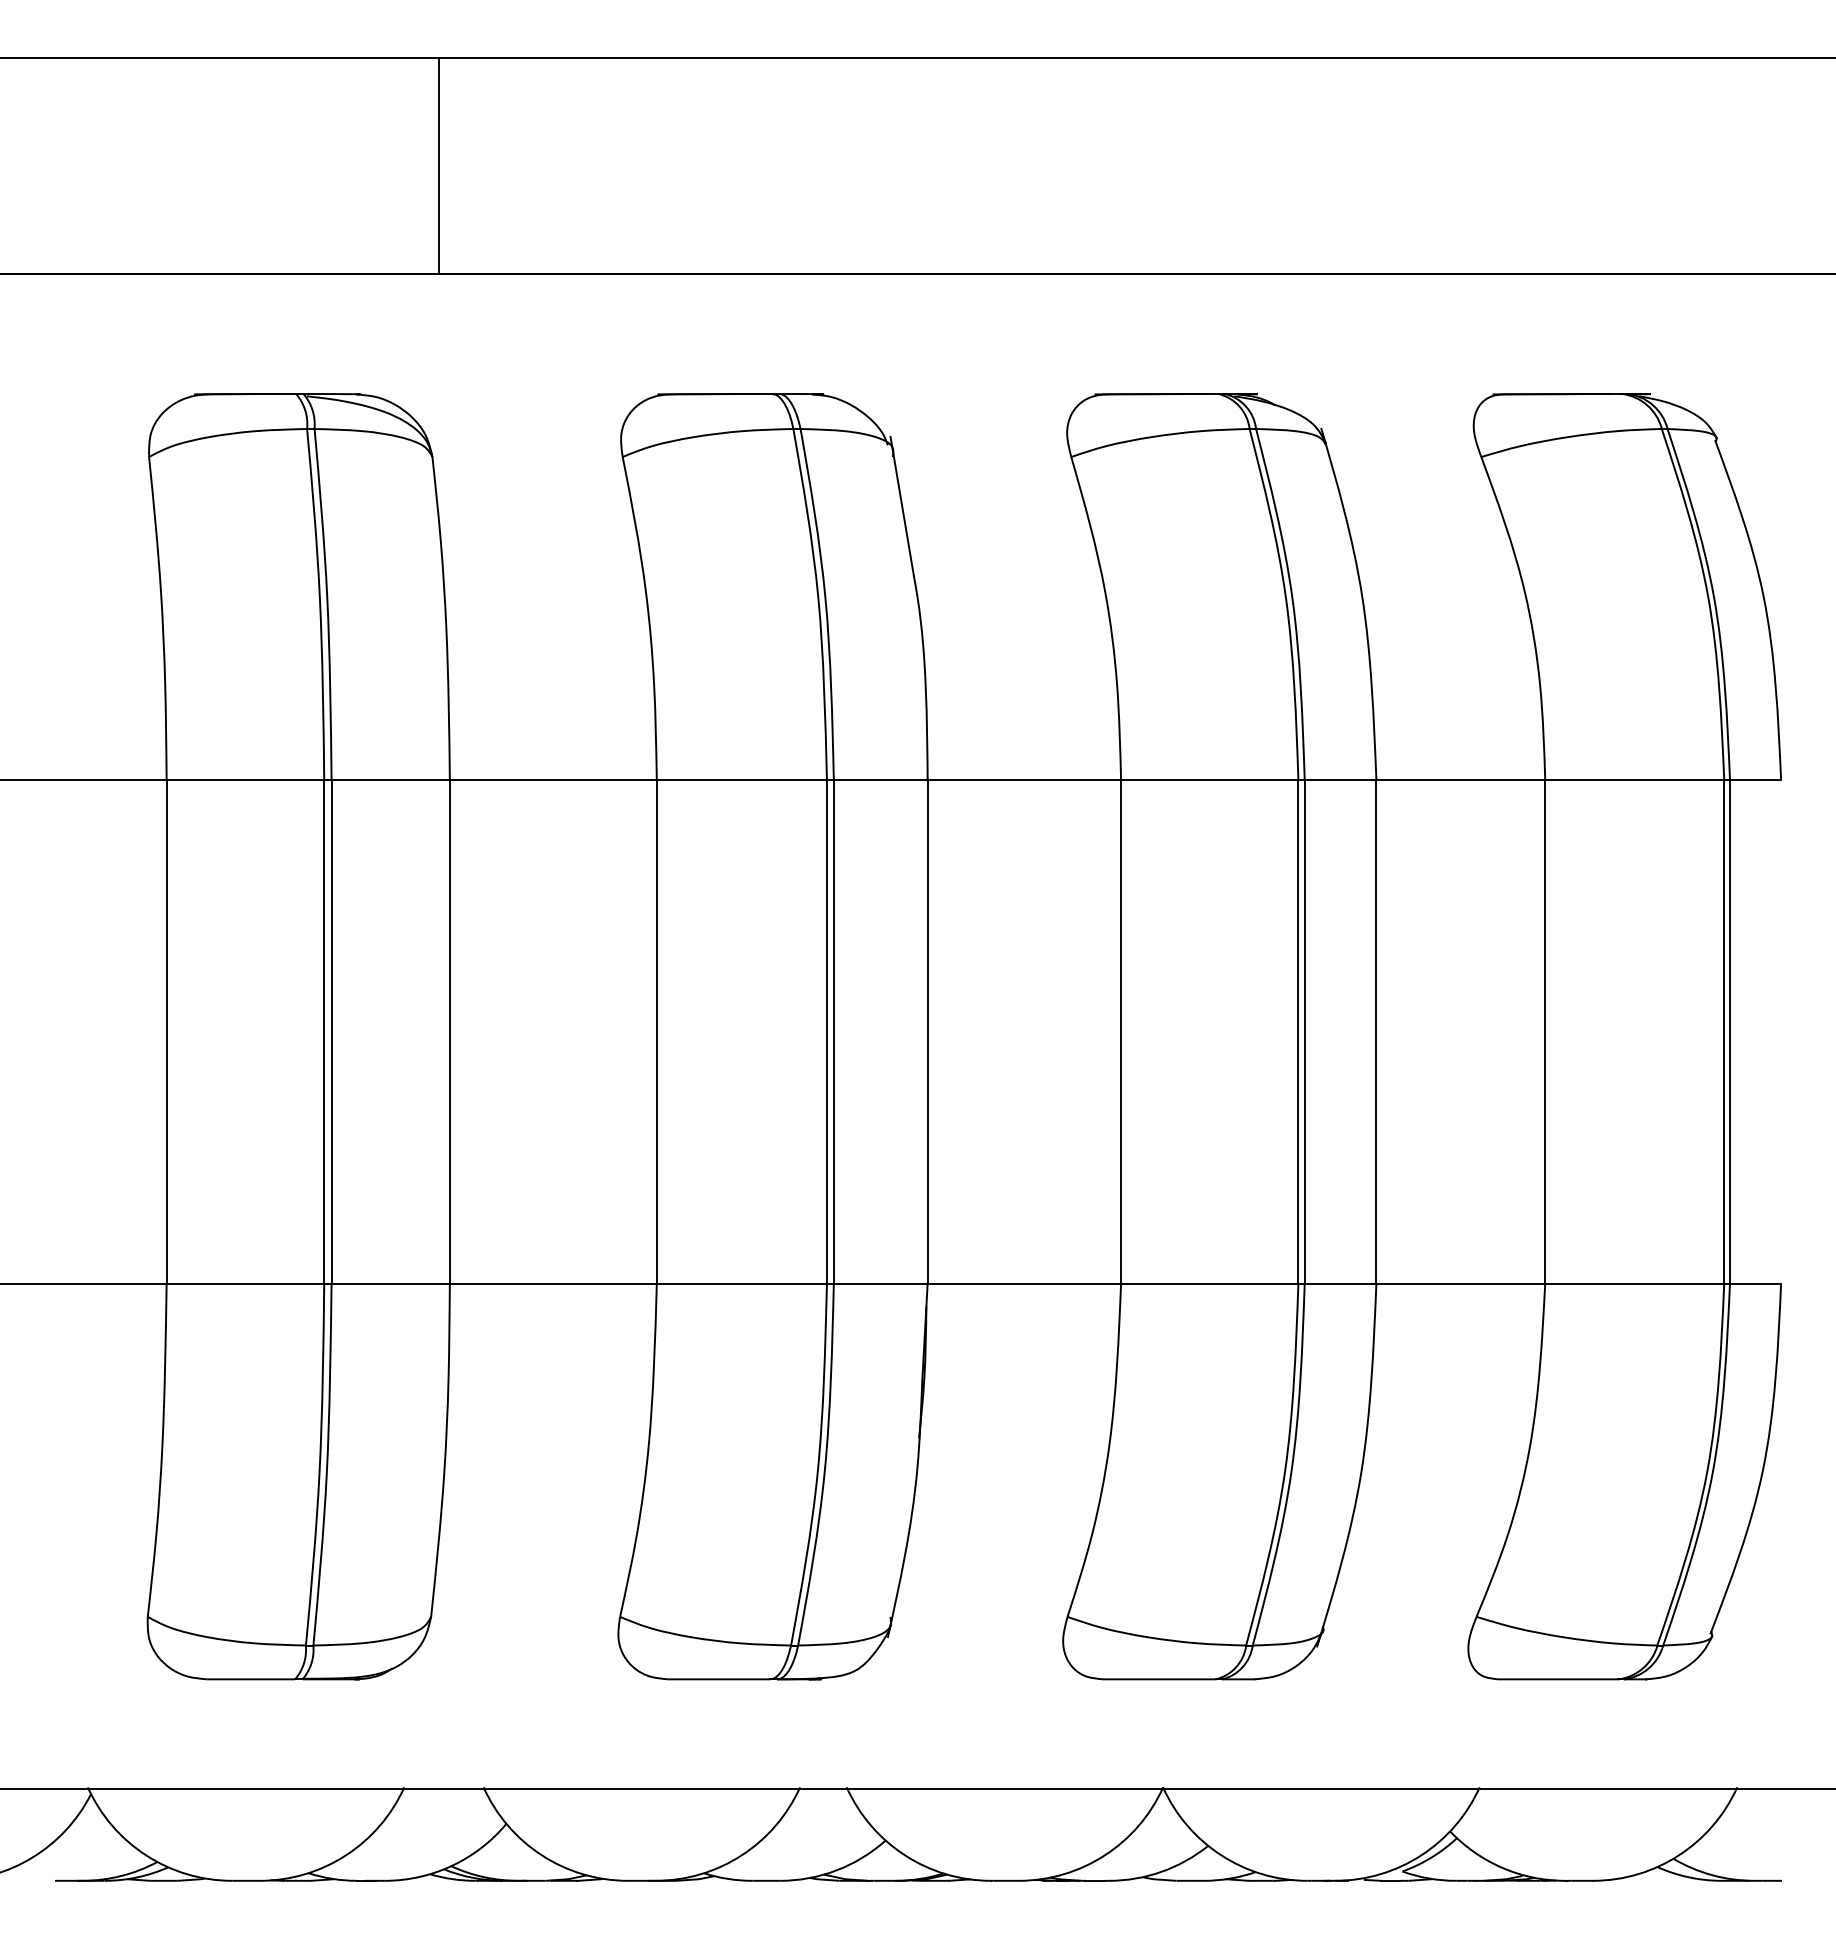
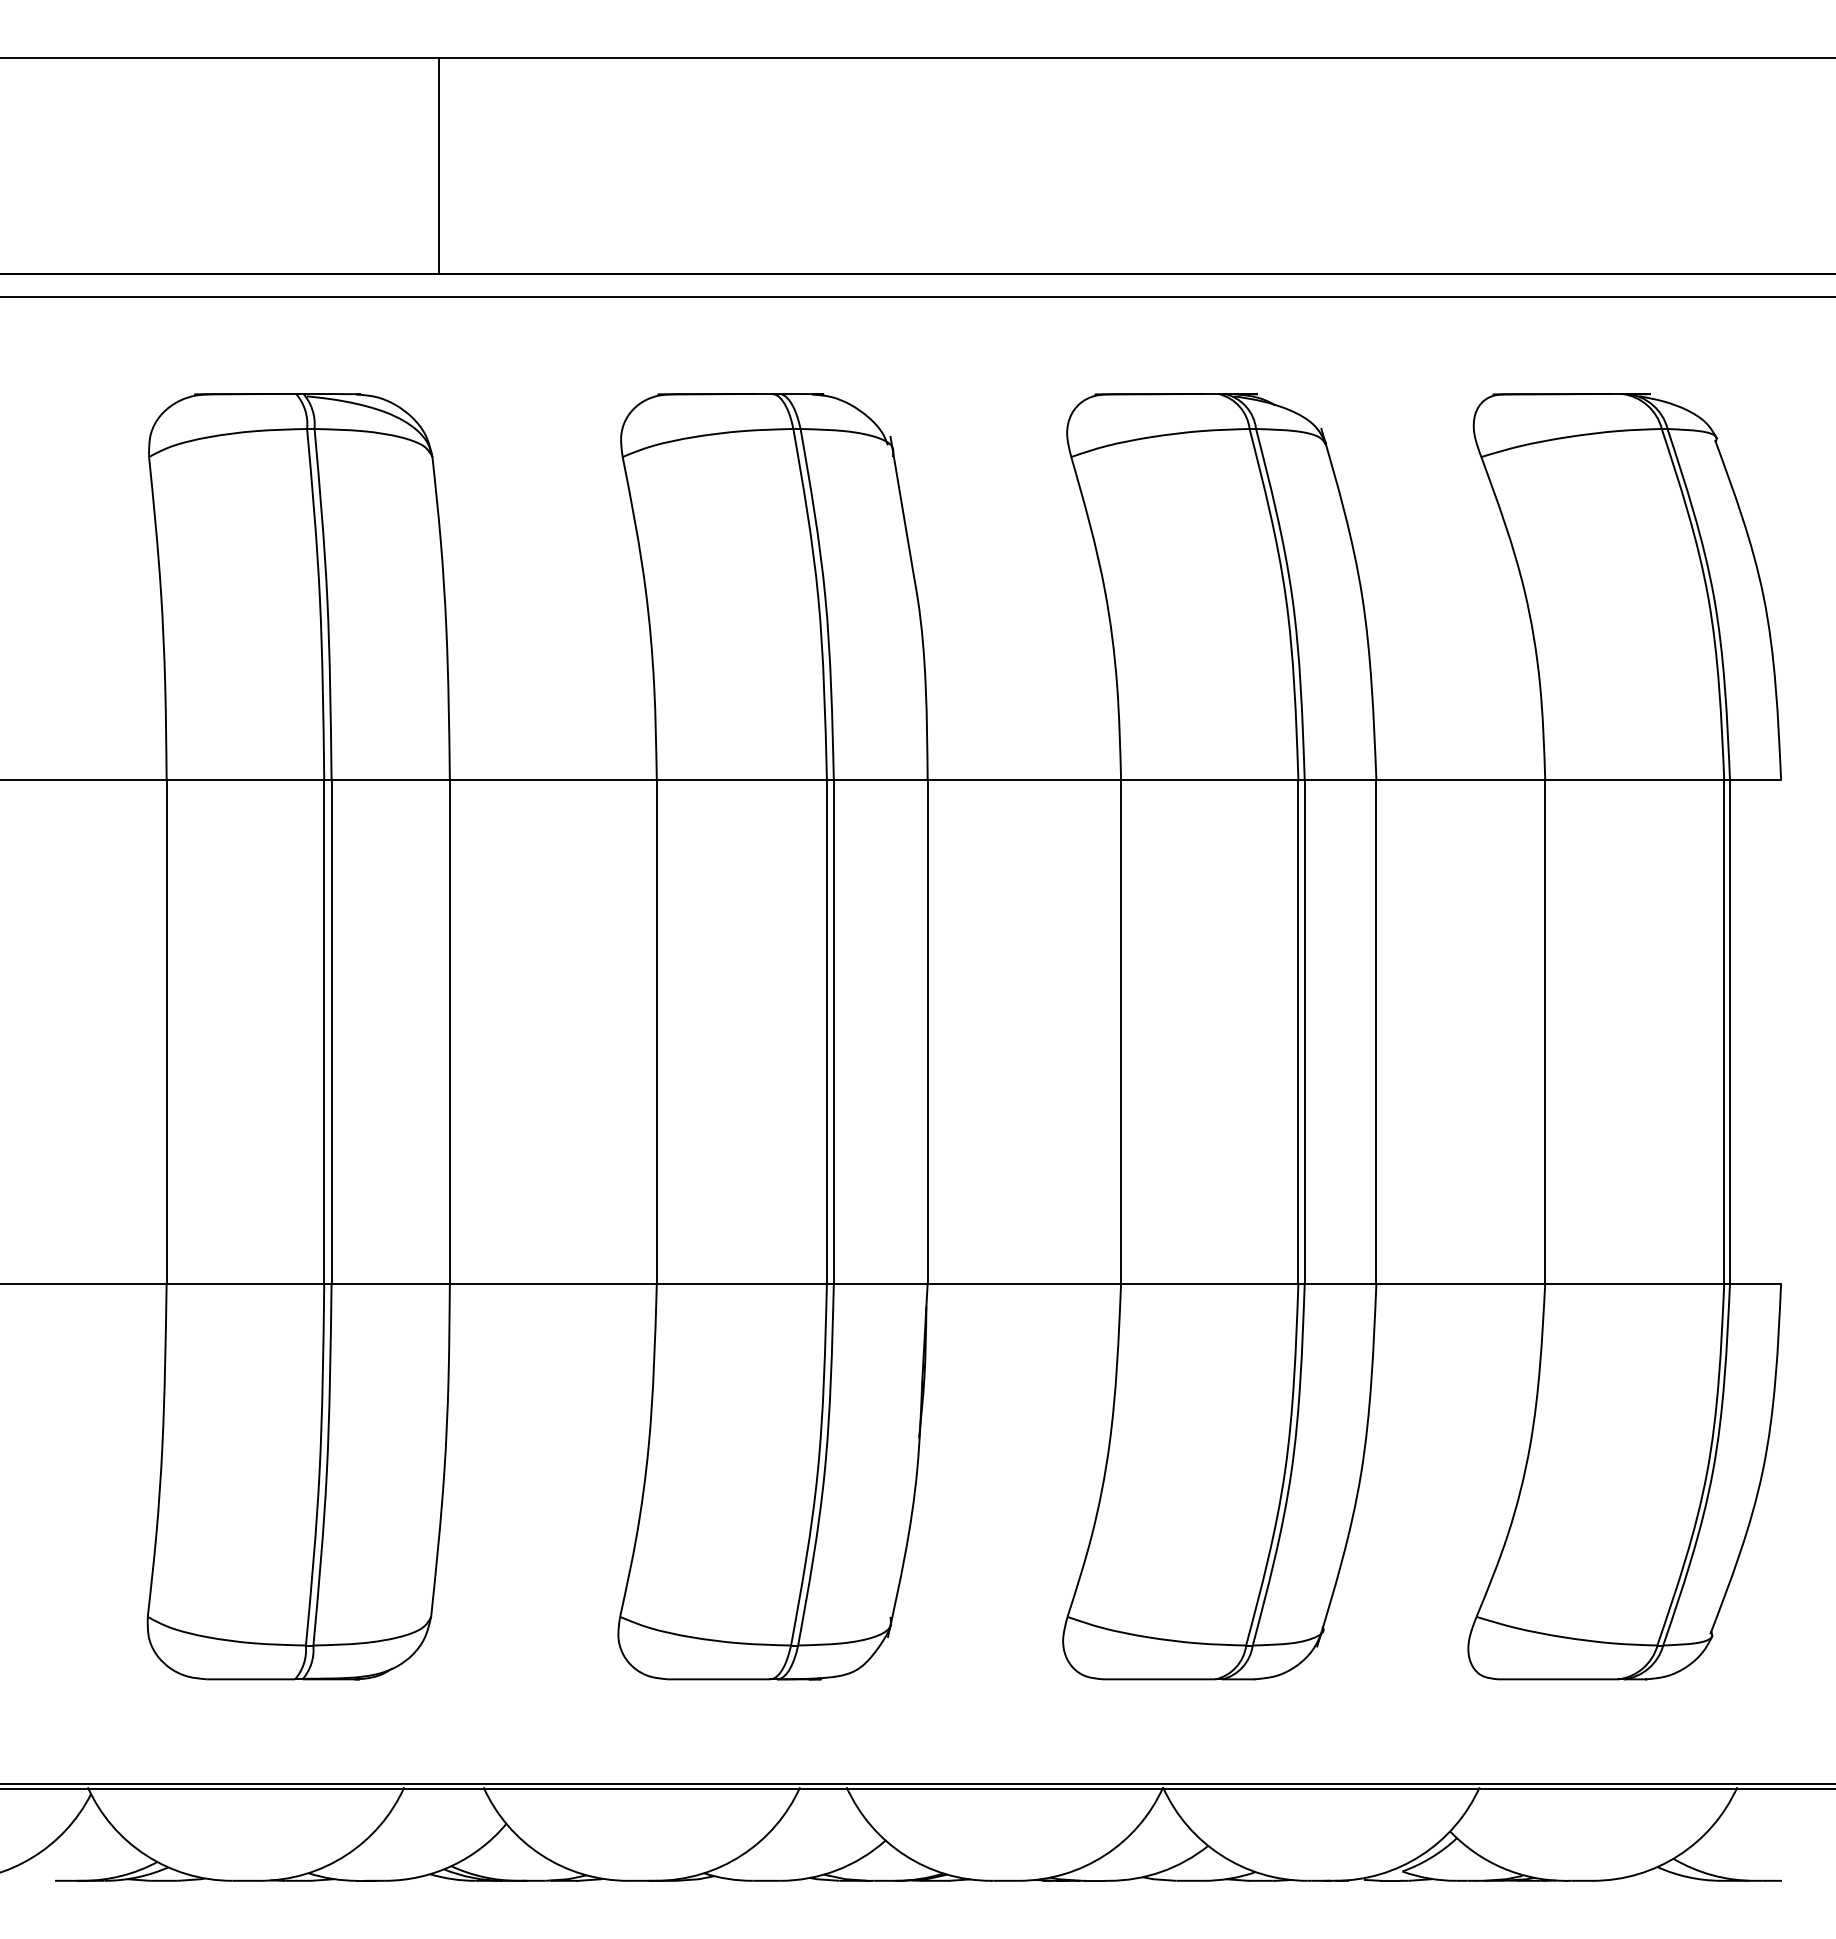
line: none -> present (917, 297)
line: none -> present (917, 1784)
